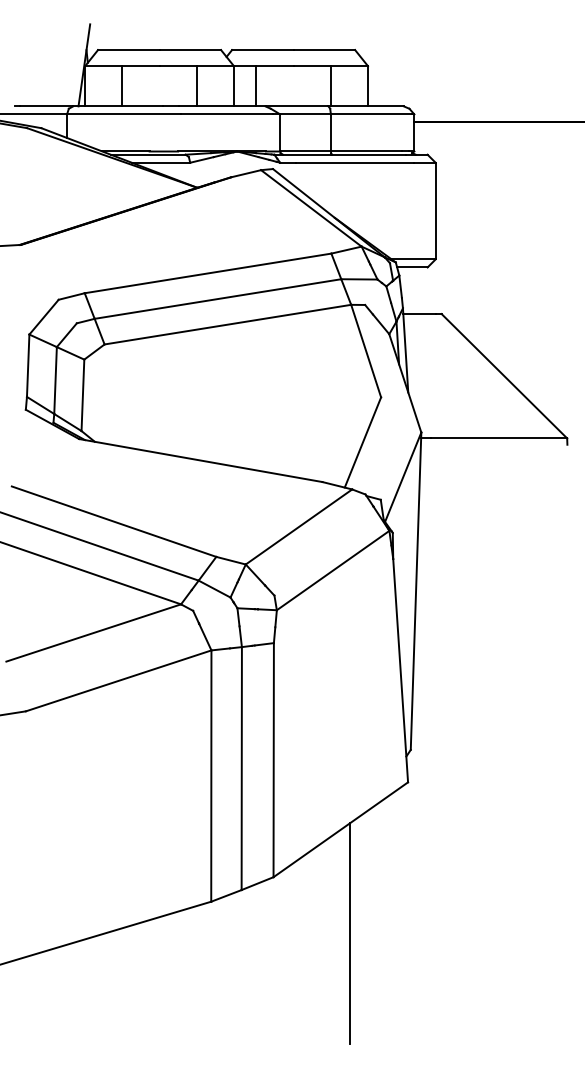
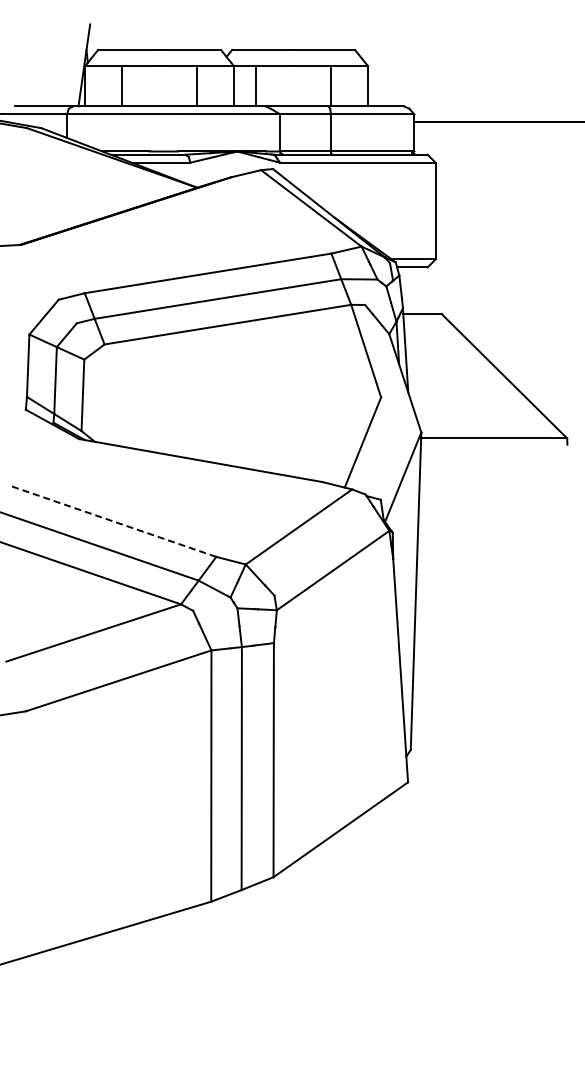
line: solid -> dashed (113, 521)
line: present -> none (350, 933)
